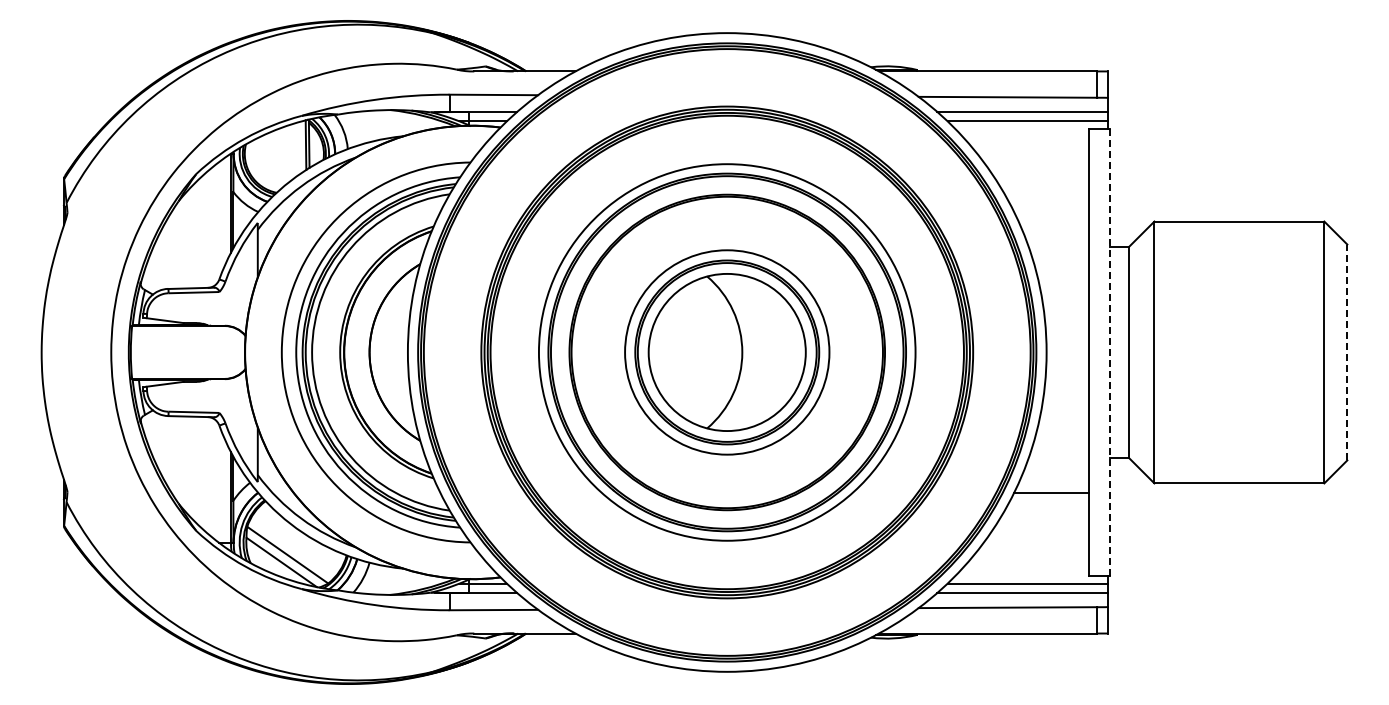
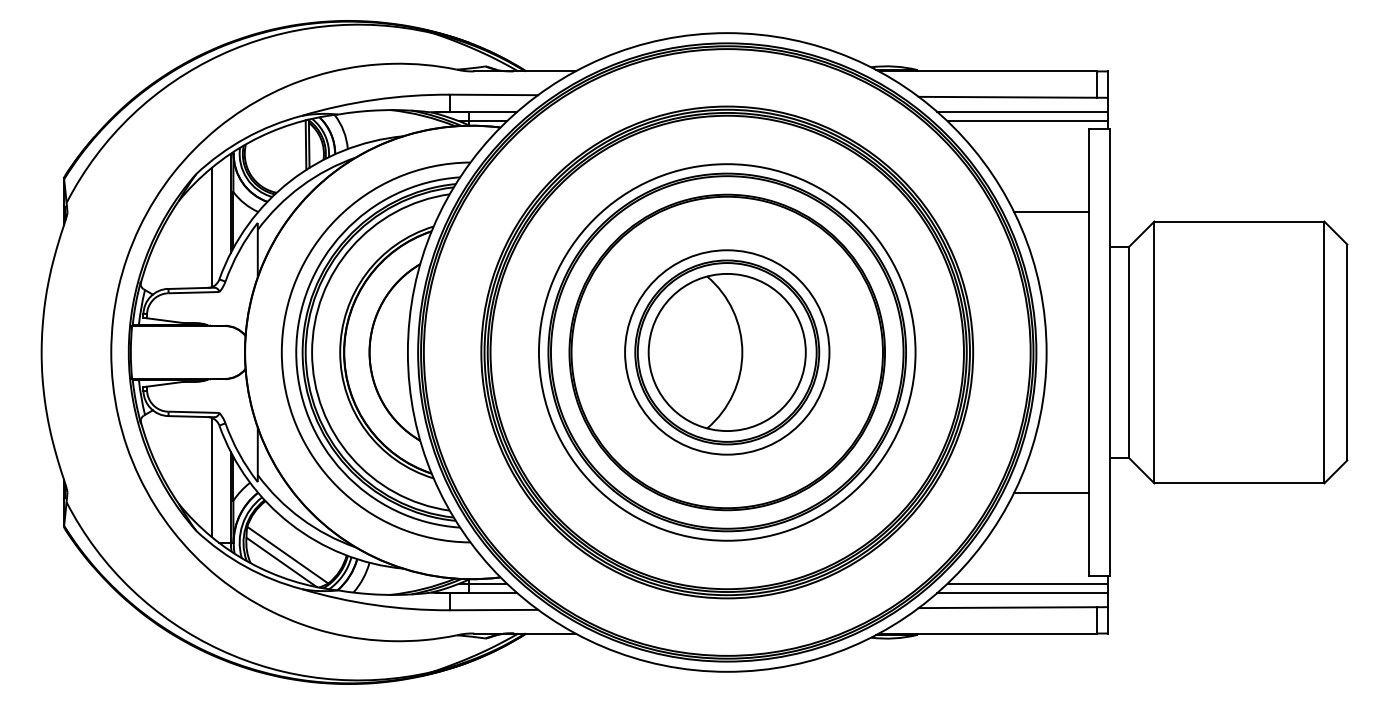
line: none -> present (1051, 211)
line: none -> present (211, 227)
line: dashed -> solid (1109, 352)
line: dashed -> solid (1347, 352)
line: none -> present (211, 476)
